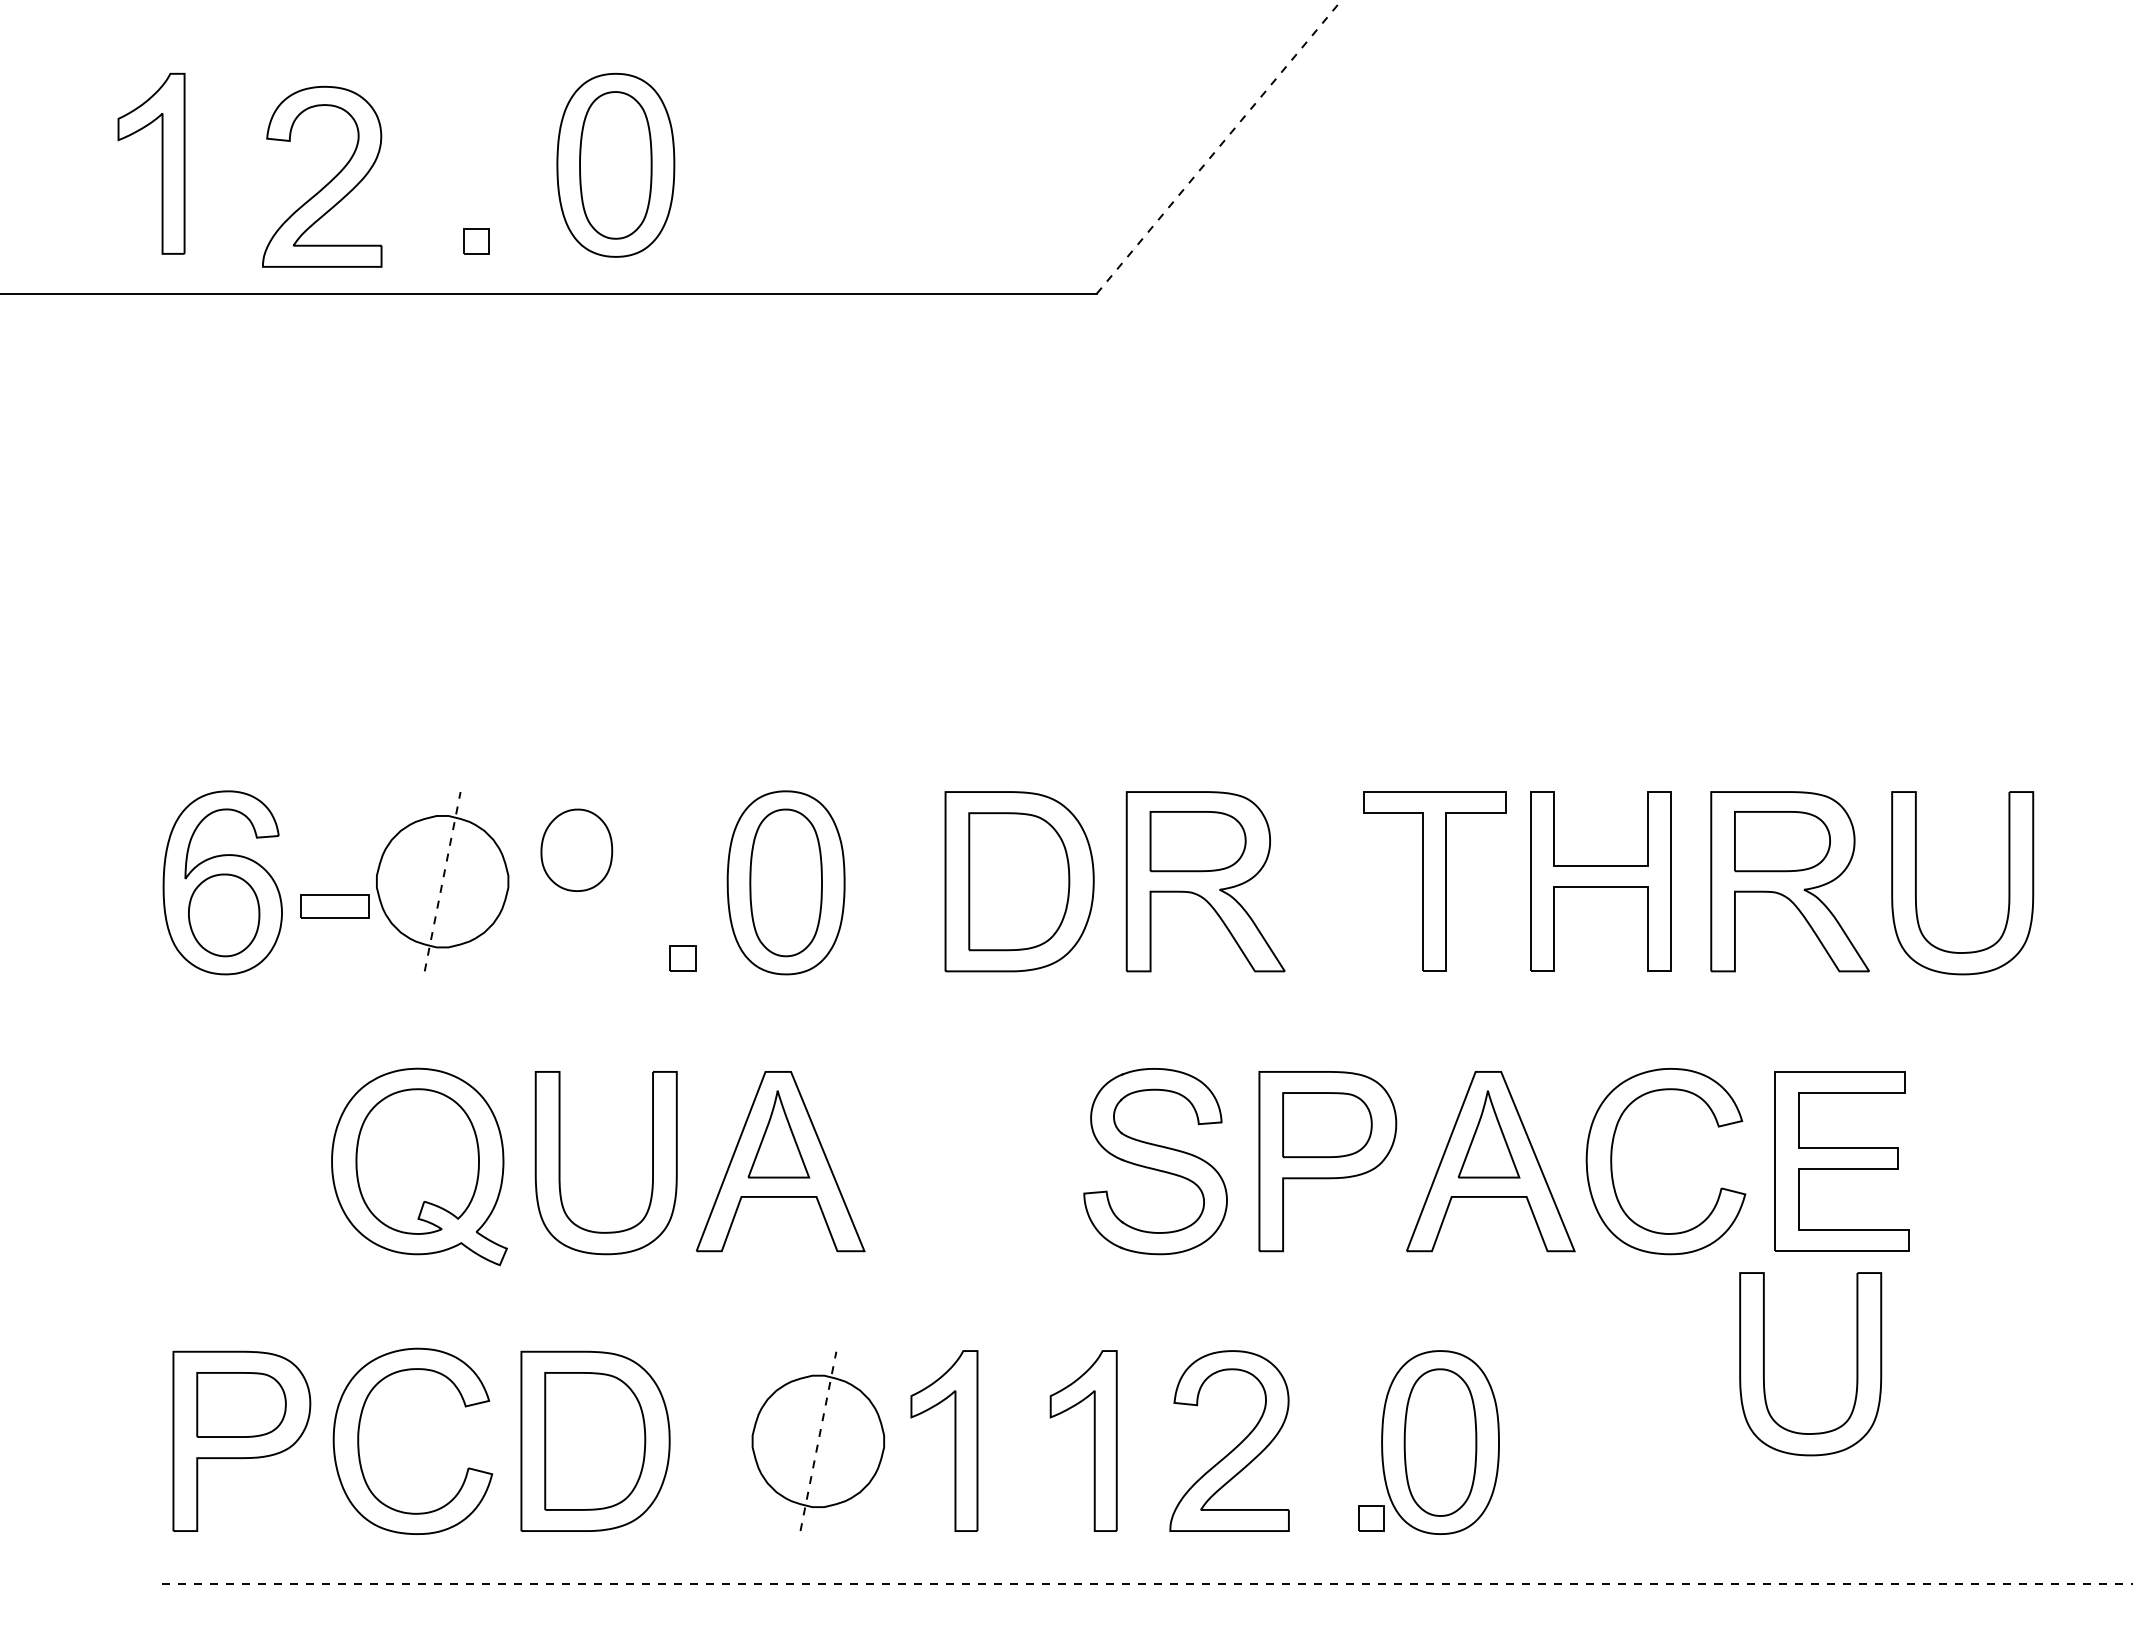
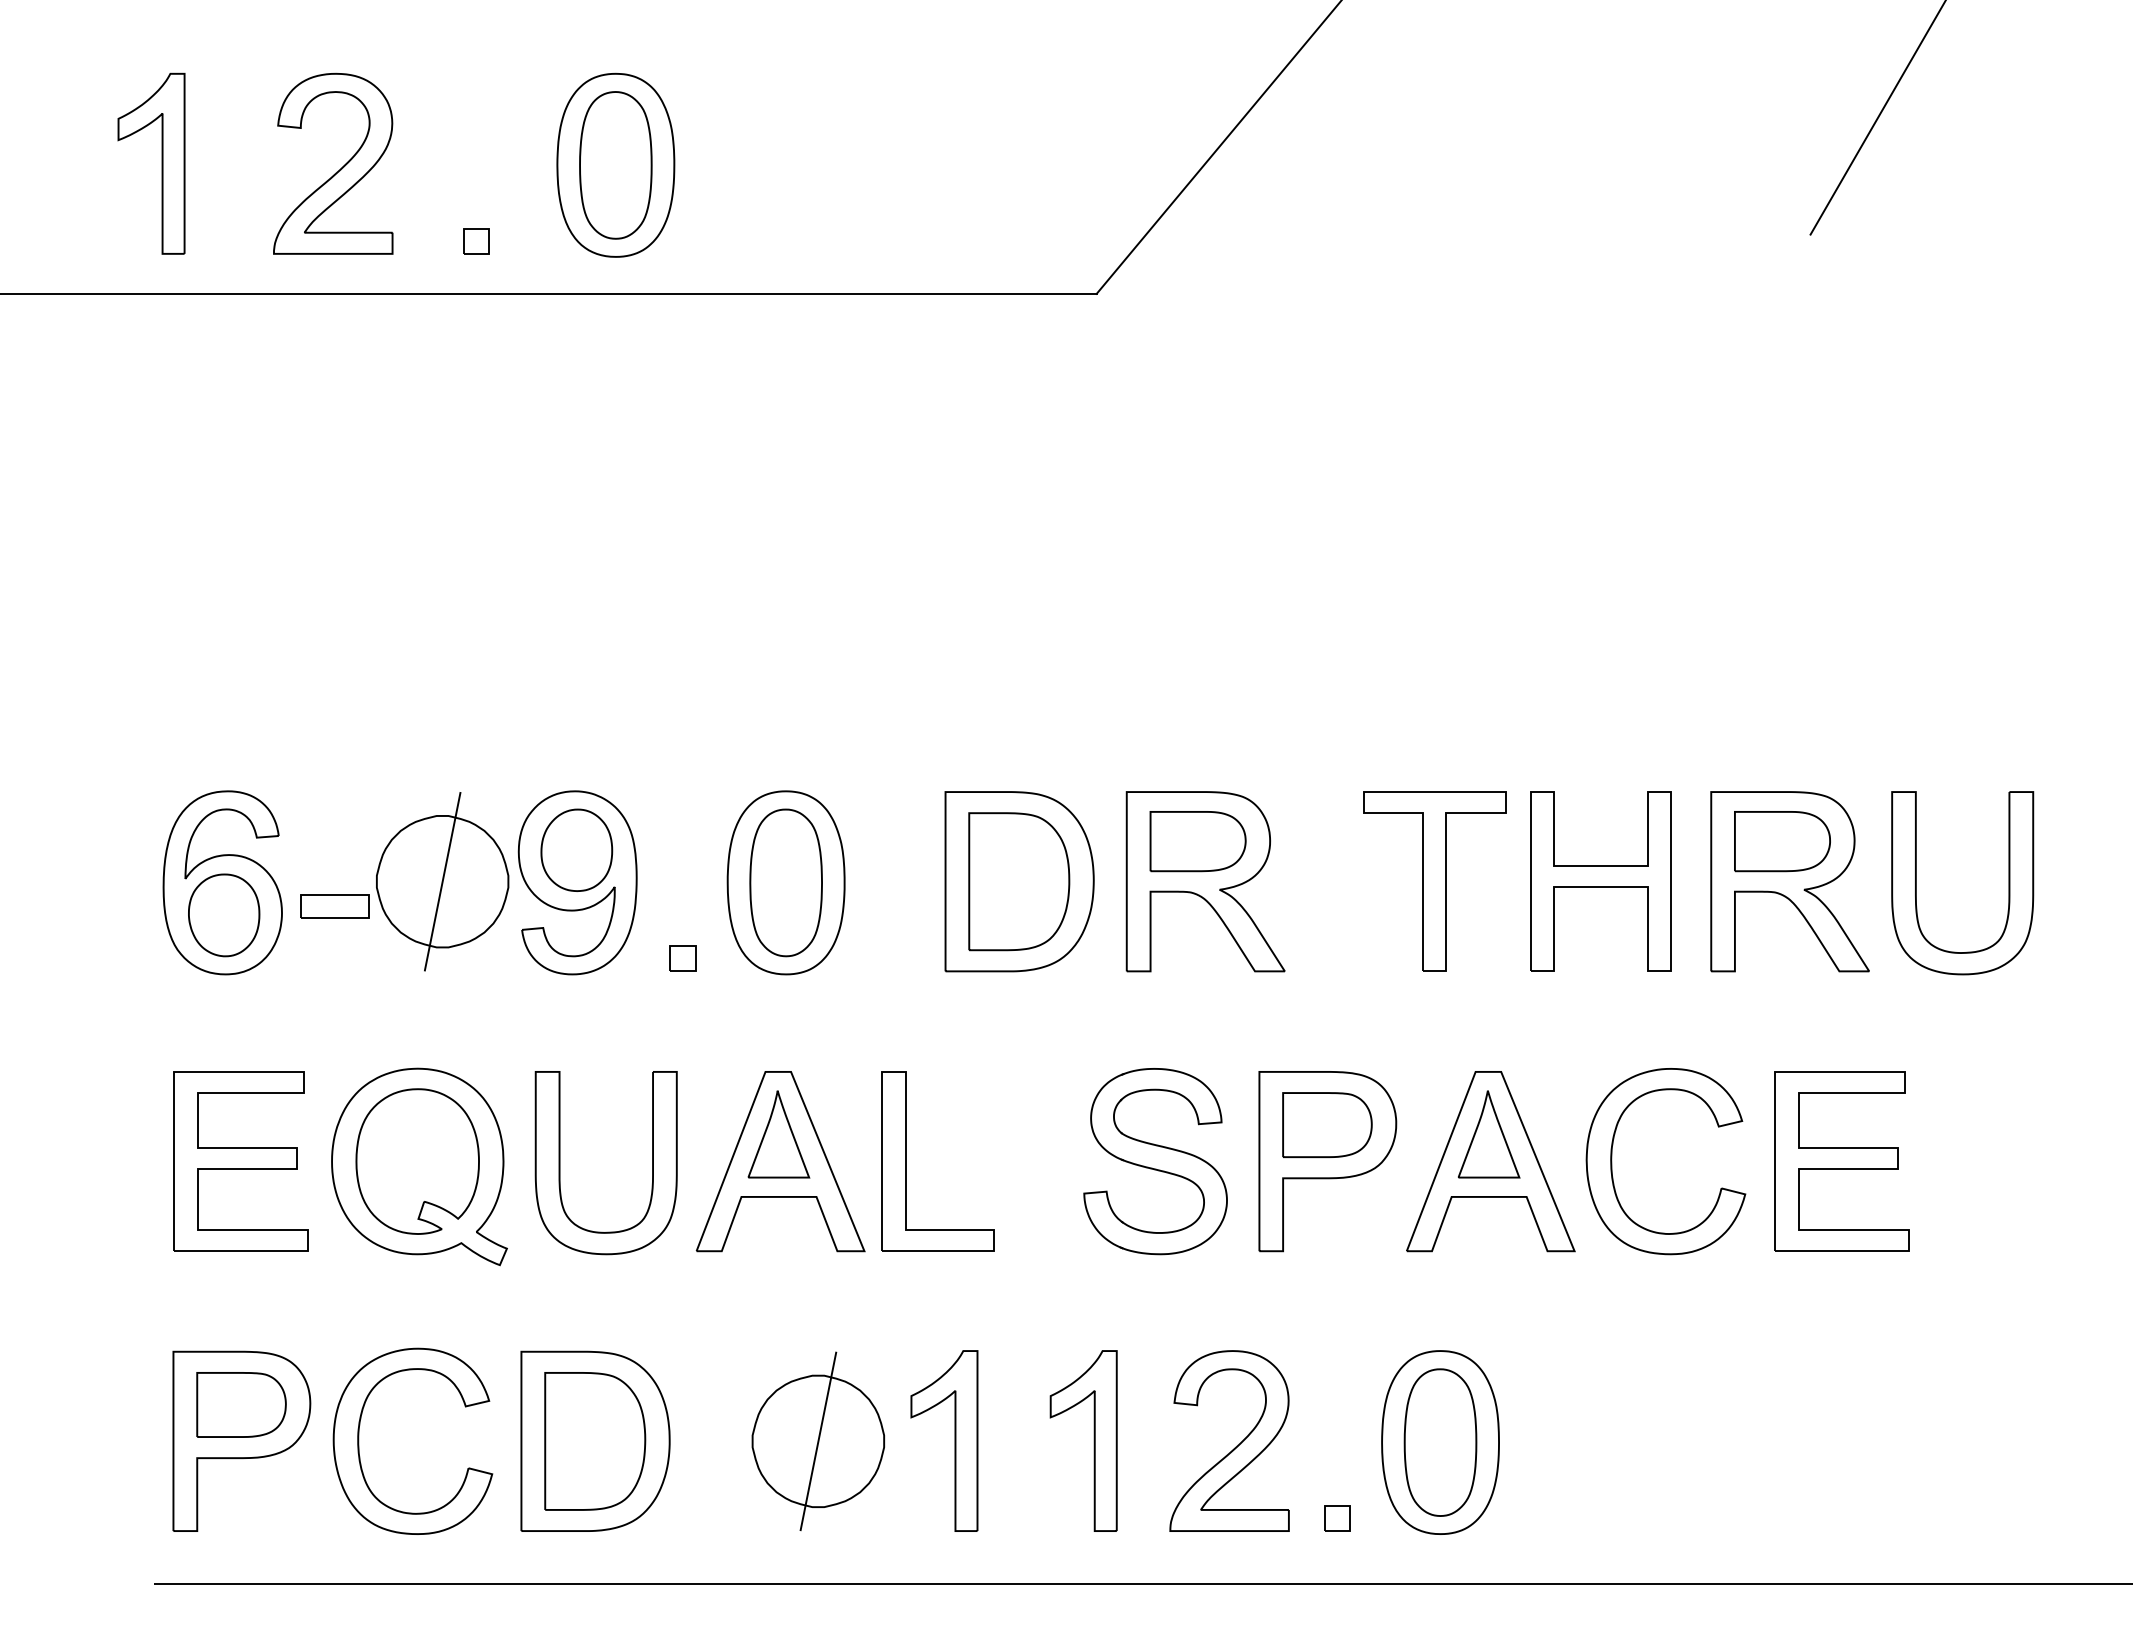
line: none -> present (1877, 118)
line: dashed -> solid (1219, 147)
part position: (328, 182) -> (339, 169) (339, 169)
line: dashed -> solid (442, 881)
part: none -> present (577, 882)
part: none -> present (240, 1161)
part: none -> present (906, 1161)
part: present -> none (1764, 1364)
line: dashed -> solid (818, 1440)
part position: (1371, 1518) -> (1337, 1518) (1337, 1518)
line: dashed -> solid (1142, 1584)
